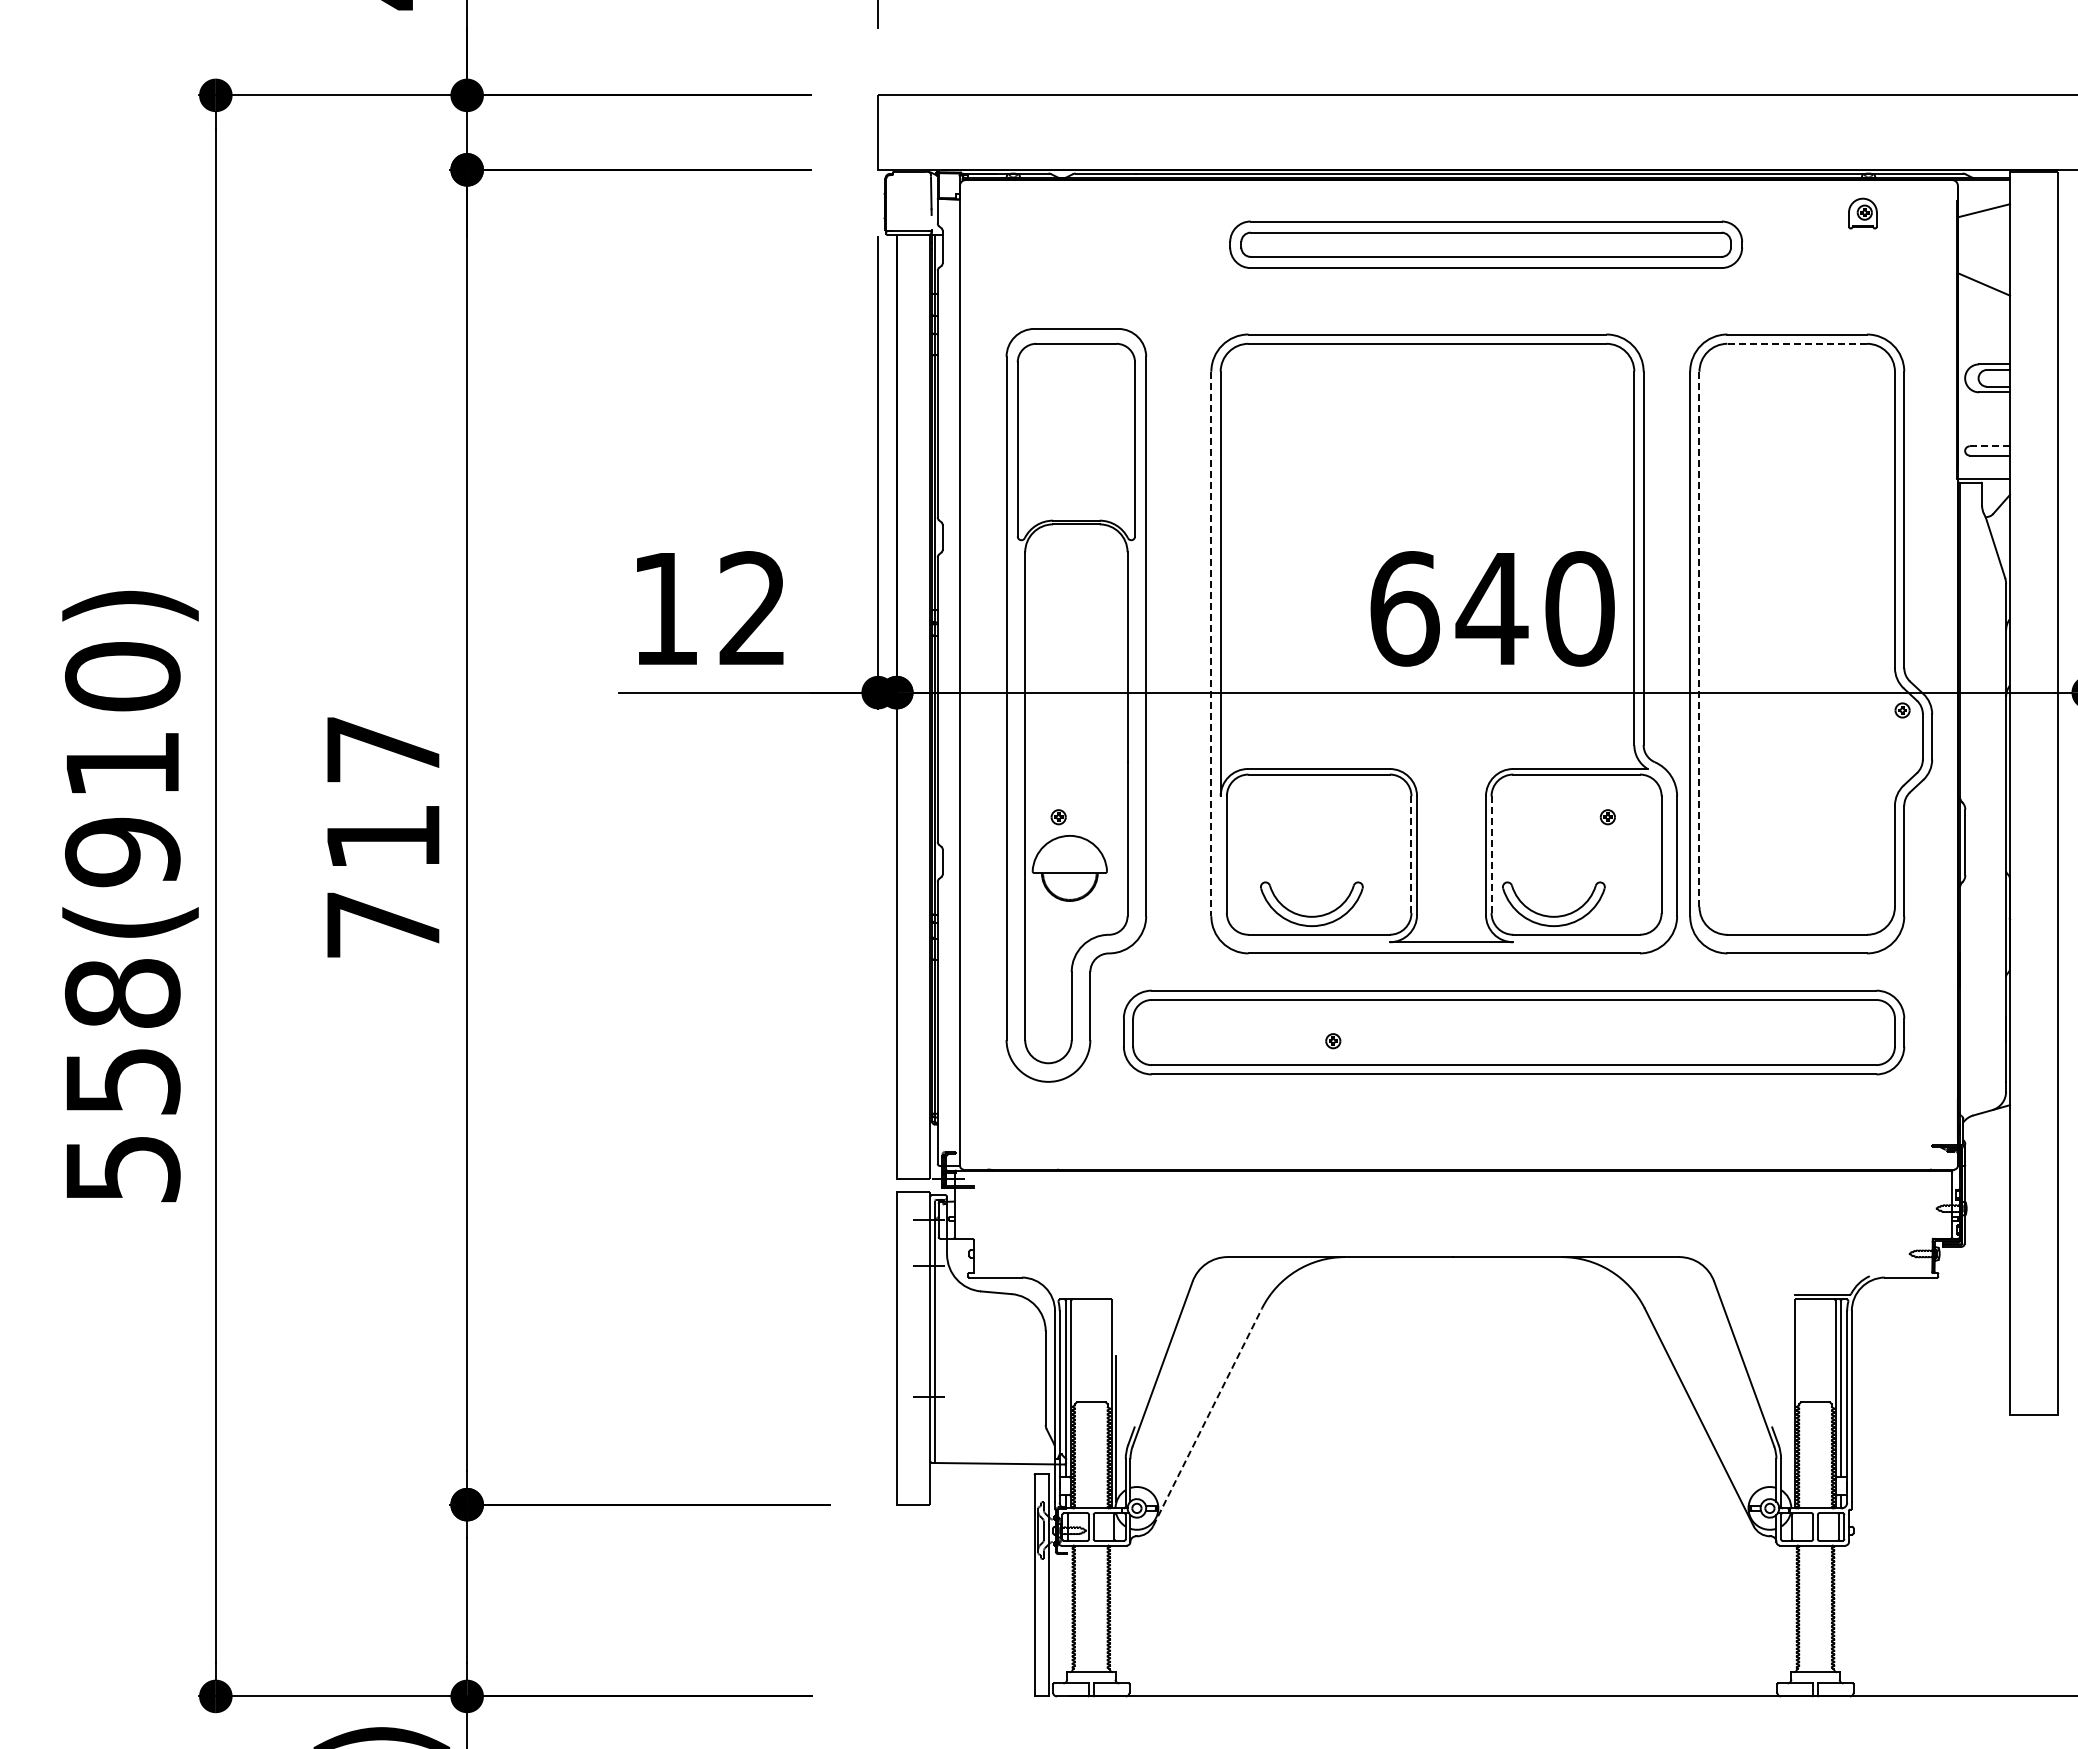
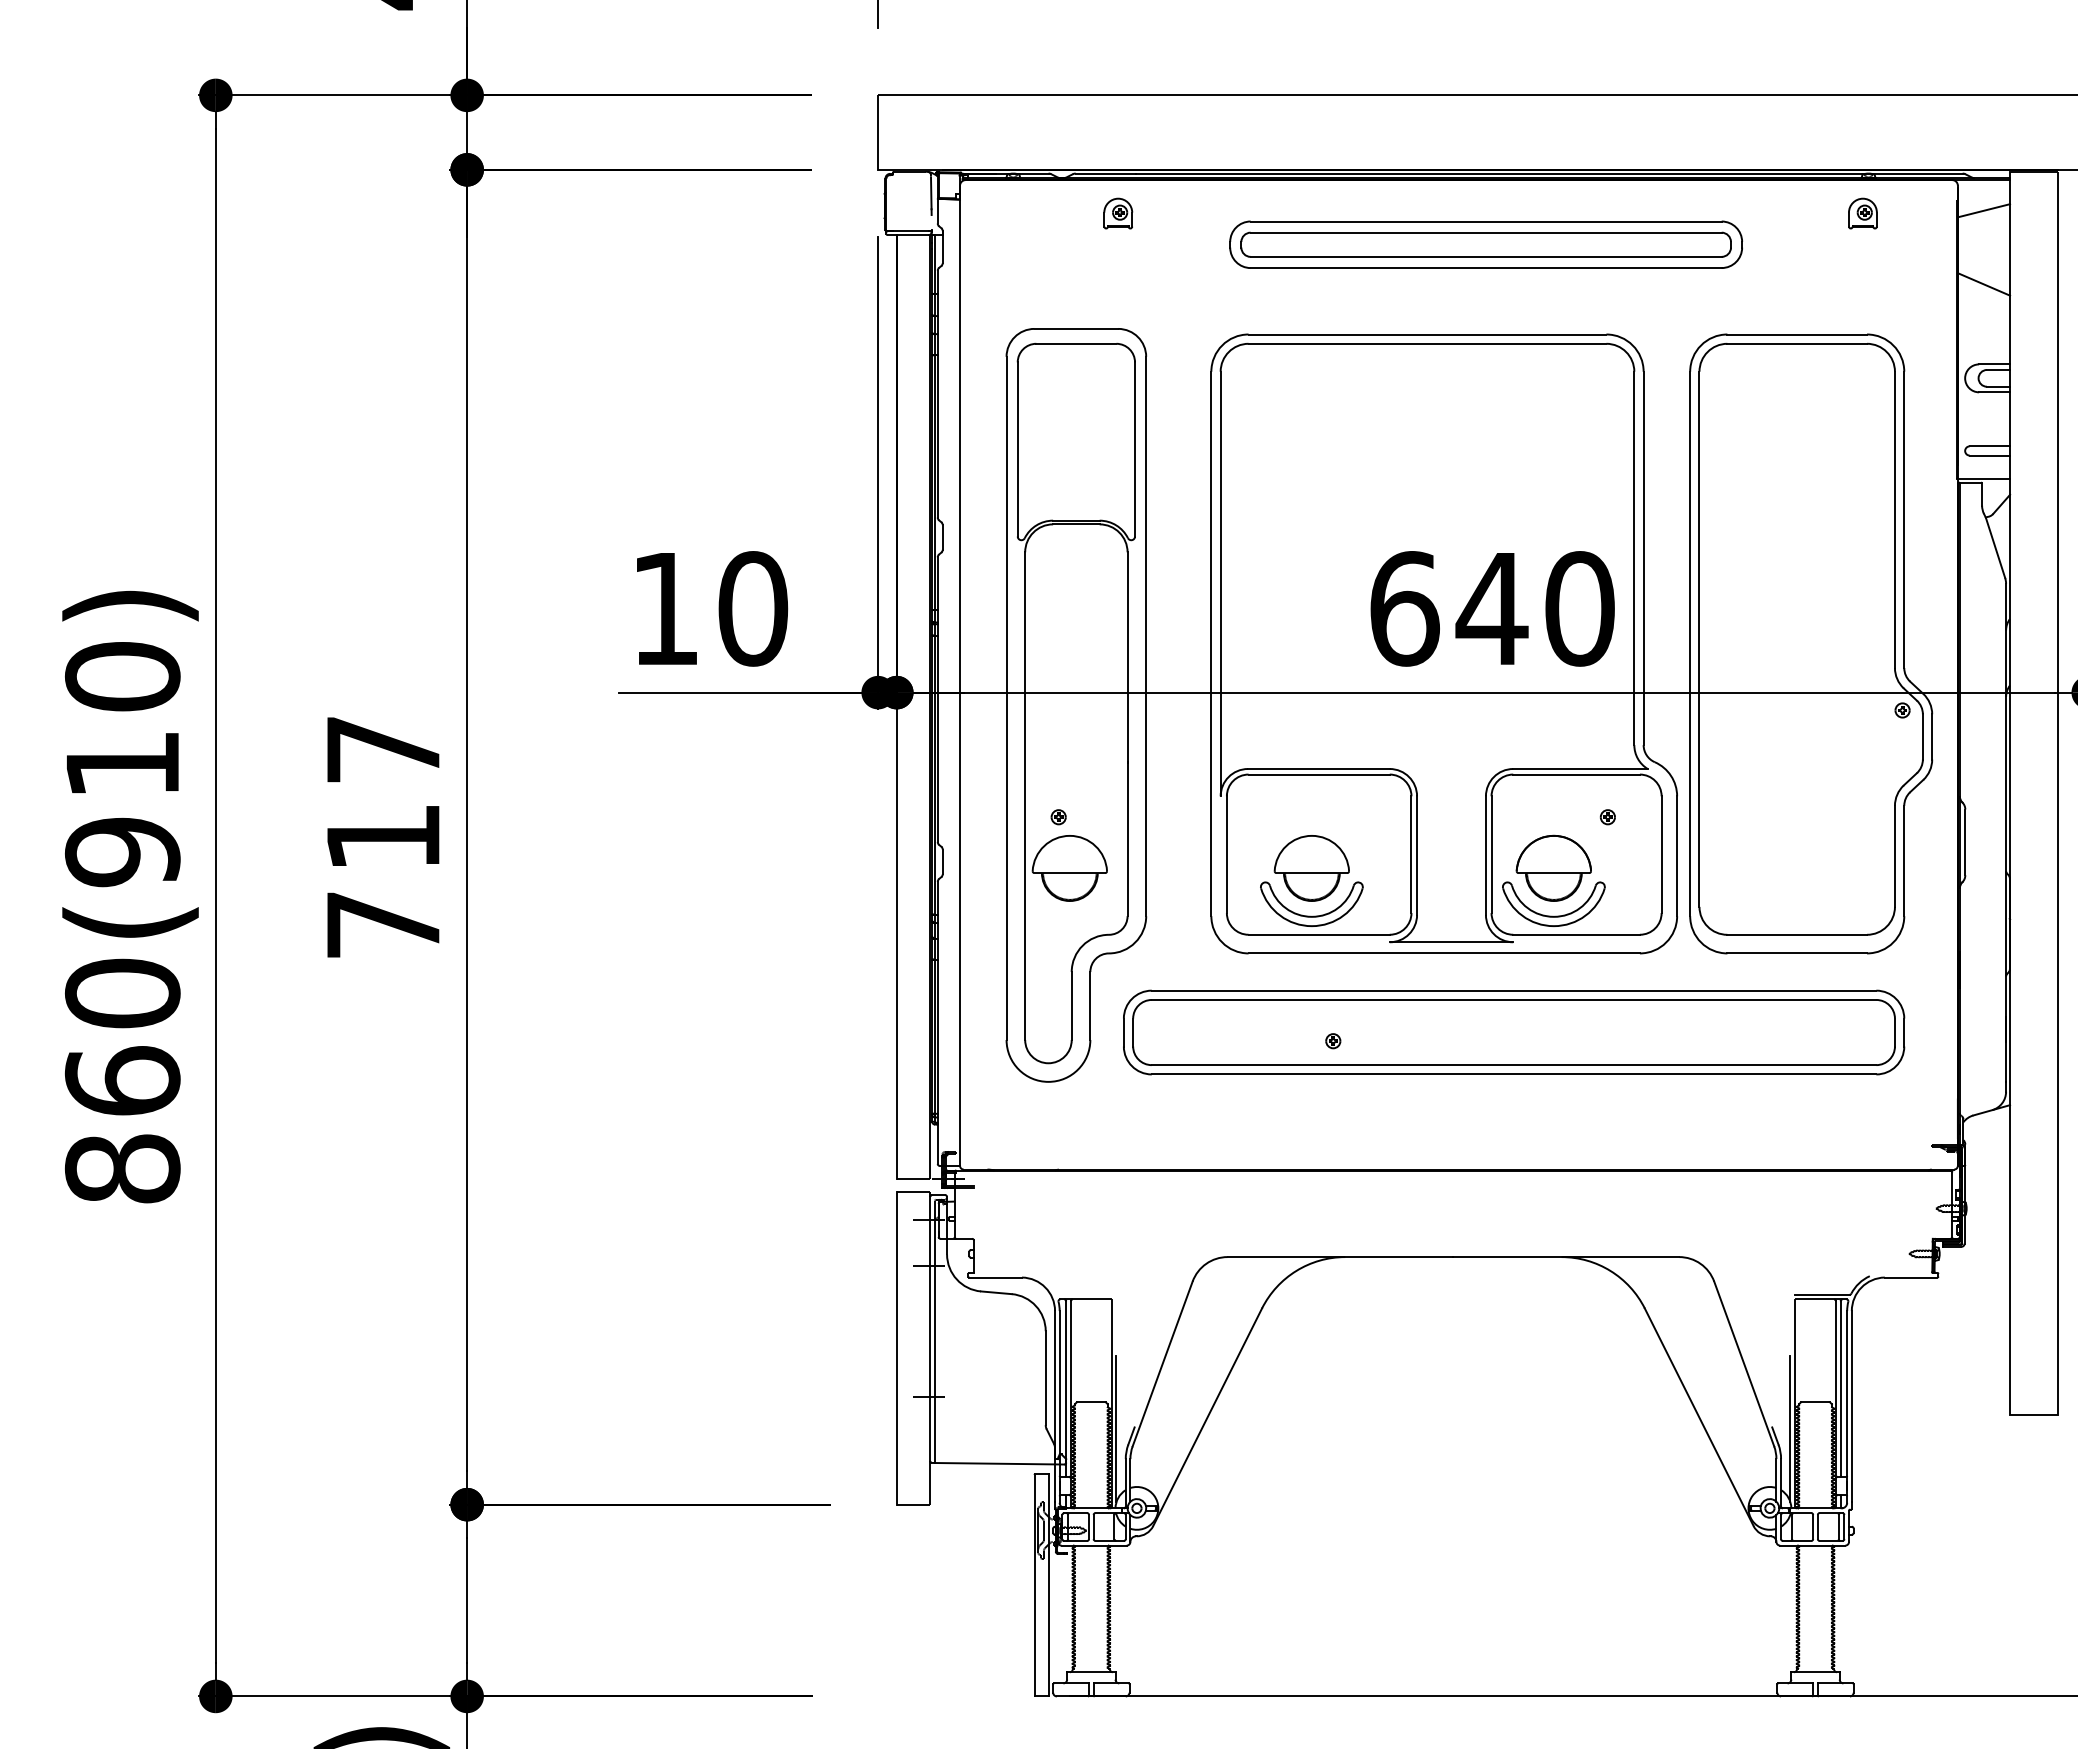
part: none -> present (1118, 213)
line: dashed -> solid (1797, 343)
line: dashed -> solid (1990, 446)
text: 12 -> 10 (753, 608)
line: dashed -> solid (1699, 639)
line: dashed -> solid (1211, 644)
line: dashed -> solid (1411, 854)
line: dashed -> solid (1491, 854)
part: none -> present (1553, 867)
part: none -> present (1311, 868)
text: 558(910) -> 860(910) (122, 1080)
line: dashed -> solid (1207, 1417)
line: none -> present (1790, 1428)
